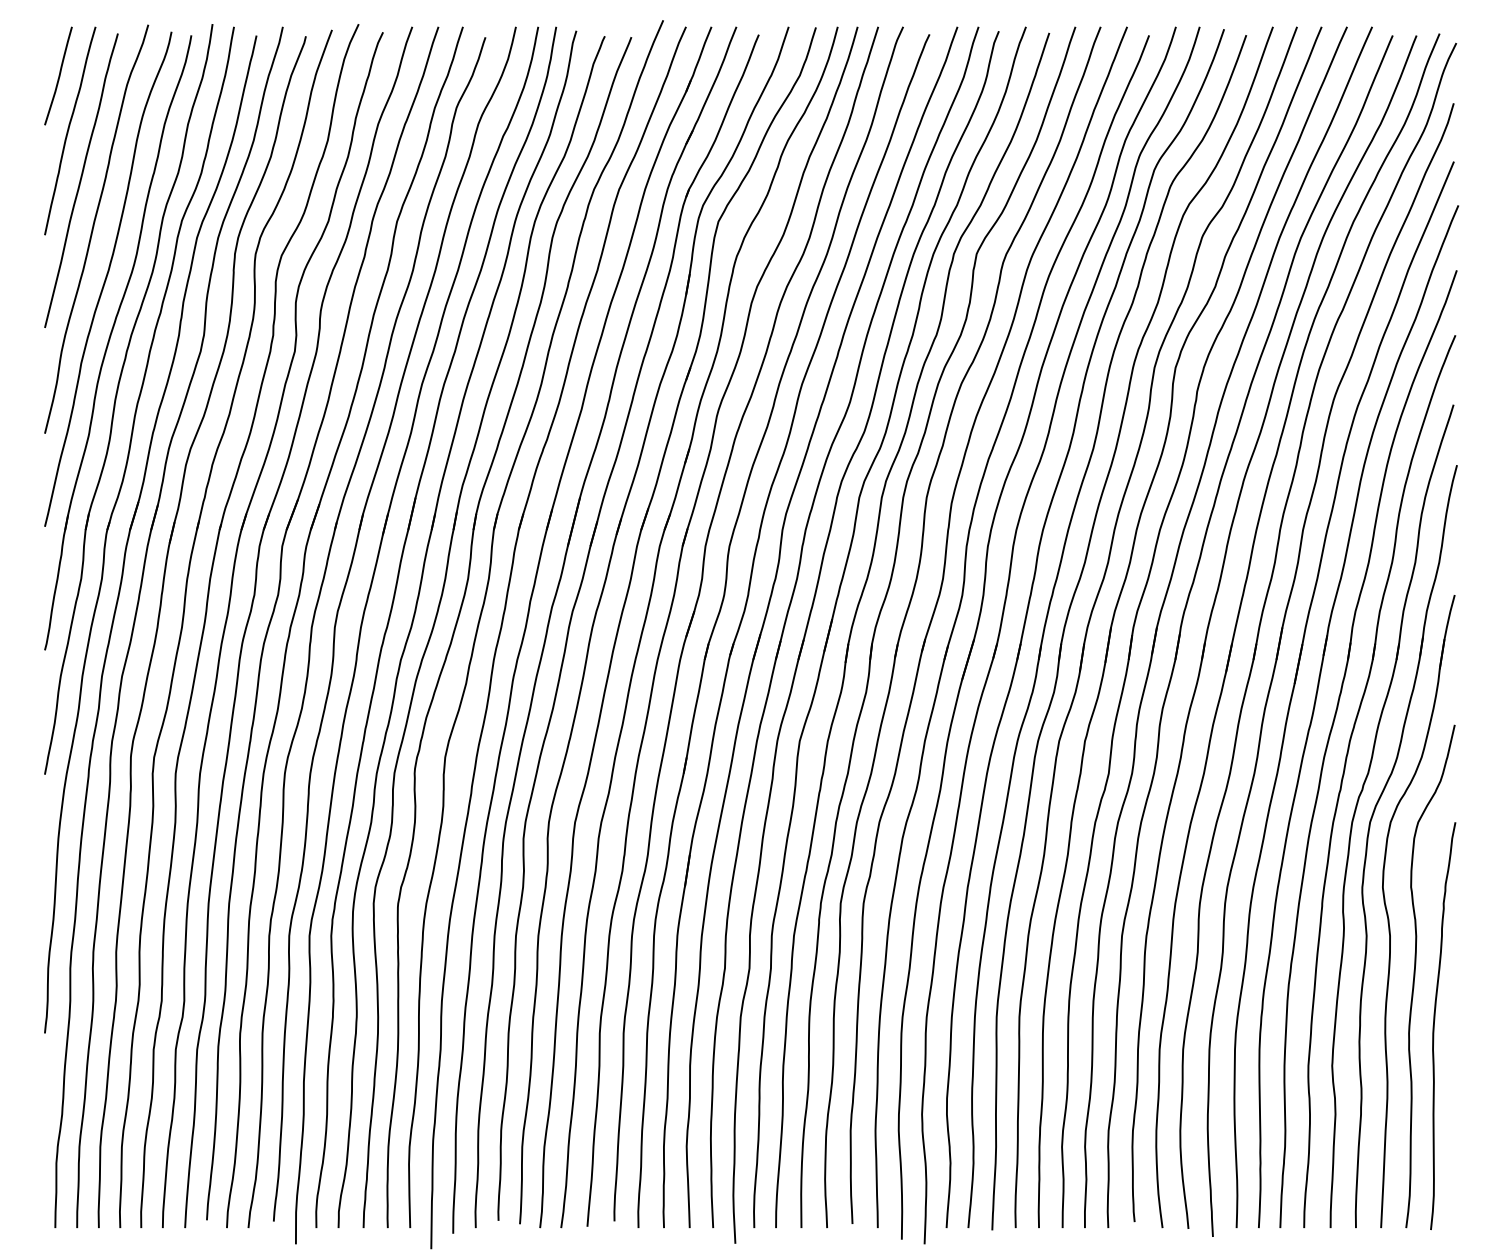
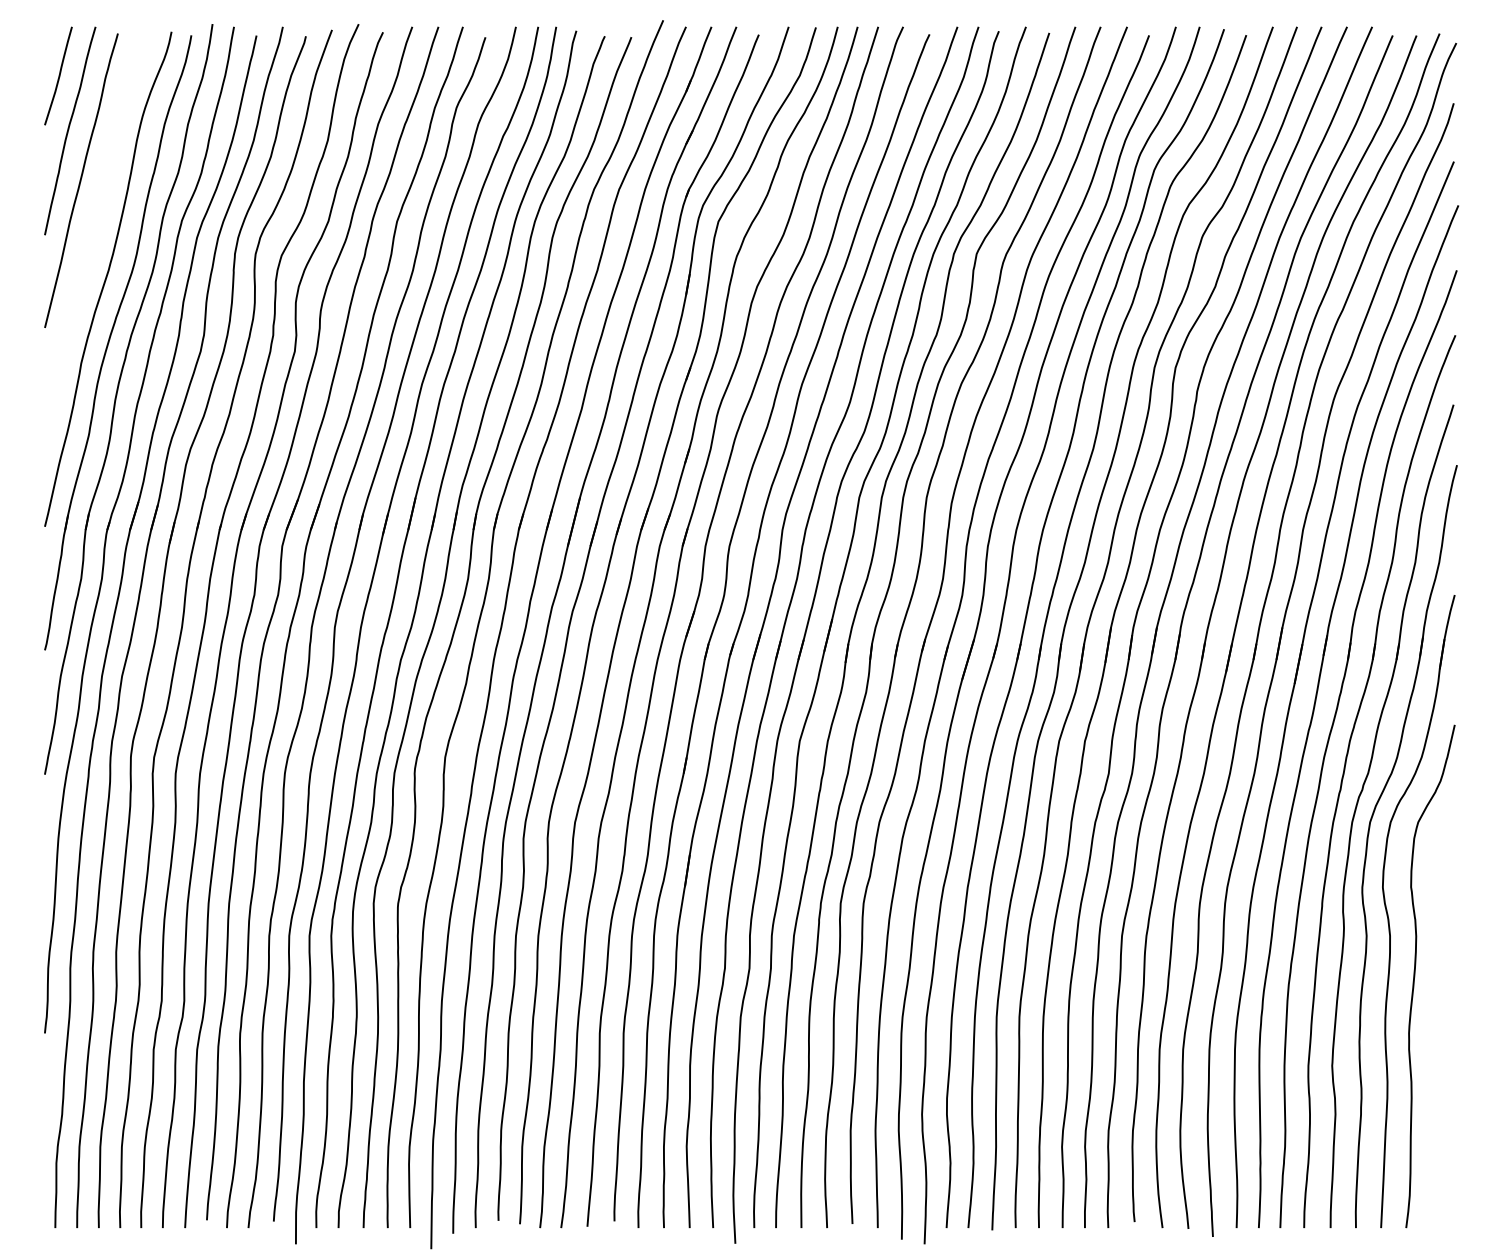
curve: present -> none (94, 226)
curve: present -> none (1434, 1026)
